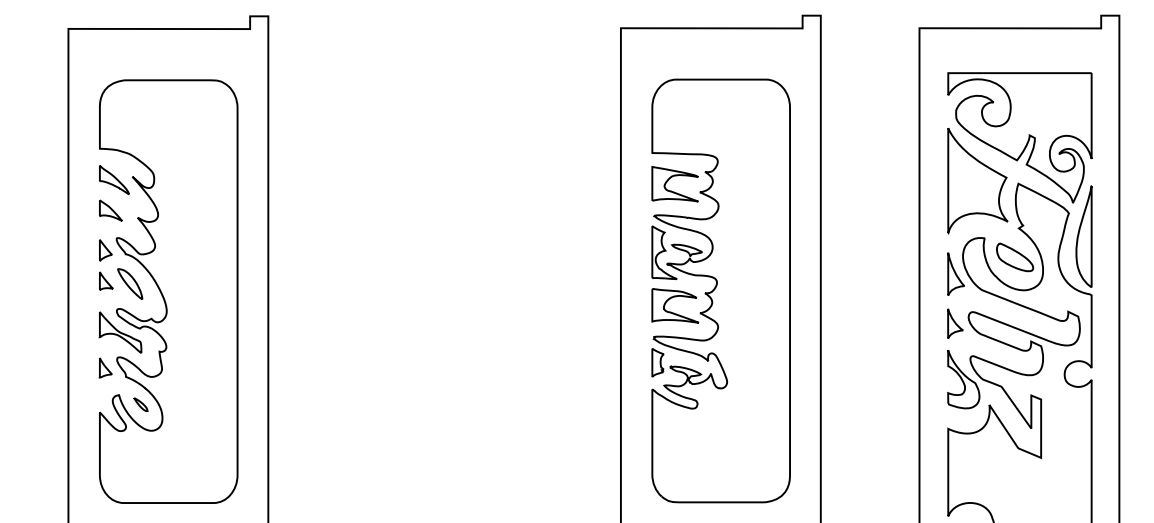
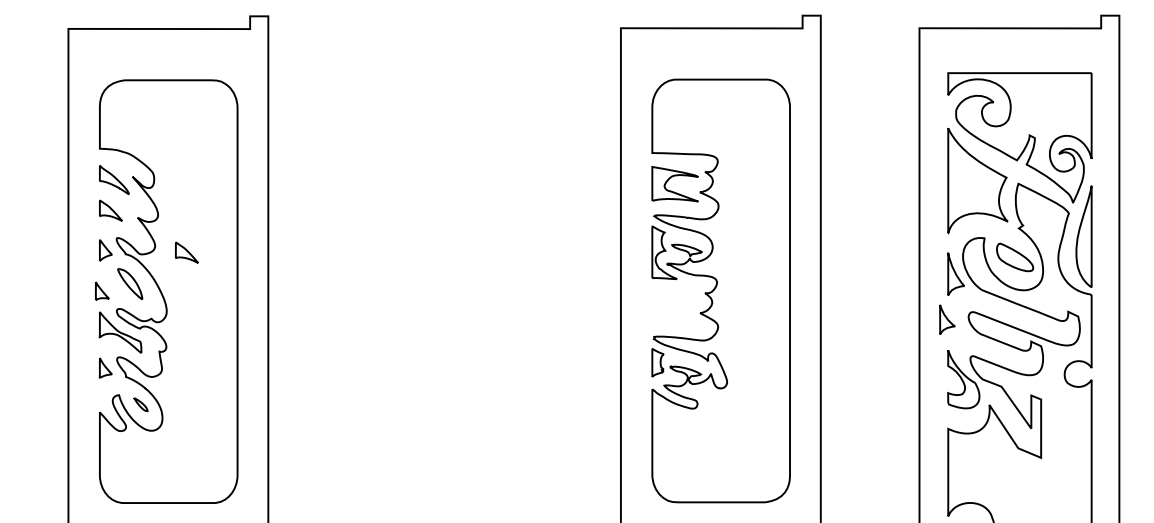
part: none -> present (186, 252)
part position: (106, 280) -> (102, 290) (102, 290)
part: present -> none (671, 311)
part position: (955, 323) -> (947, 319) (947, 319)
